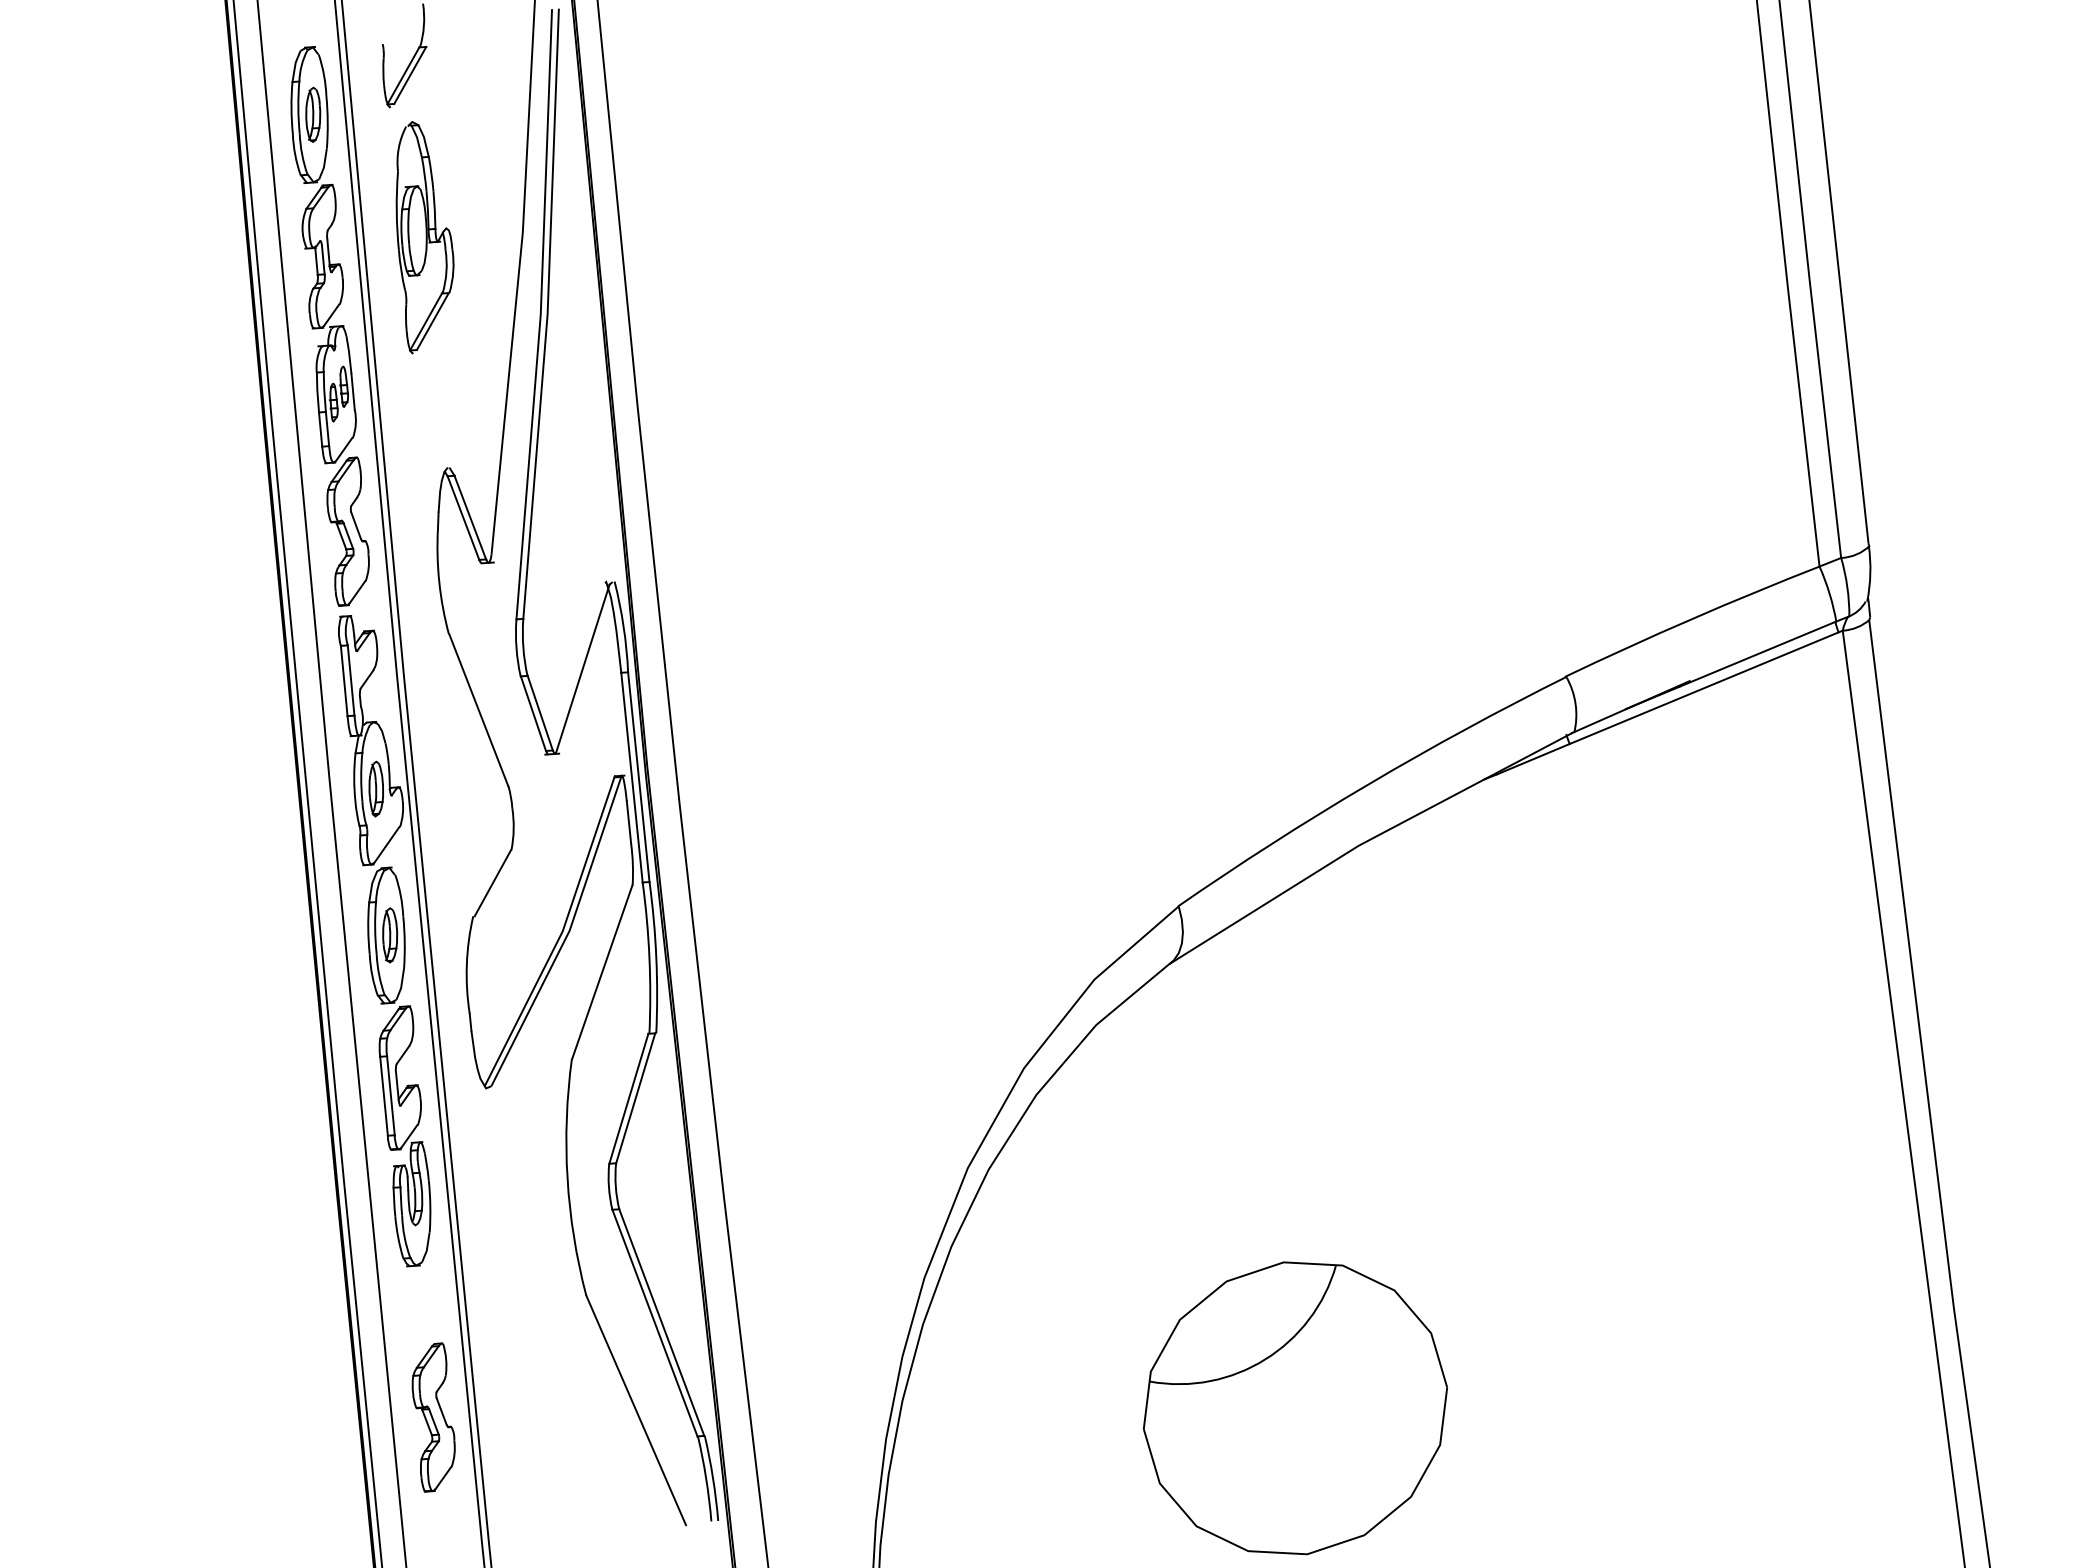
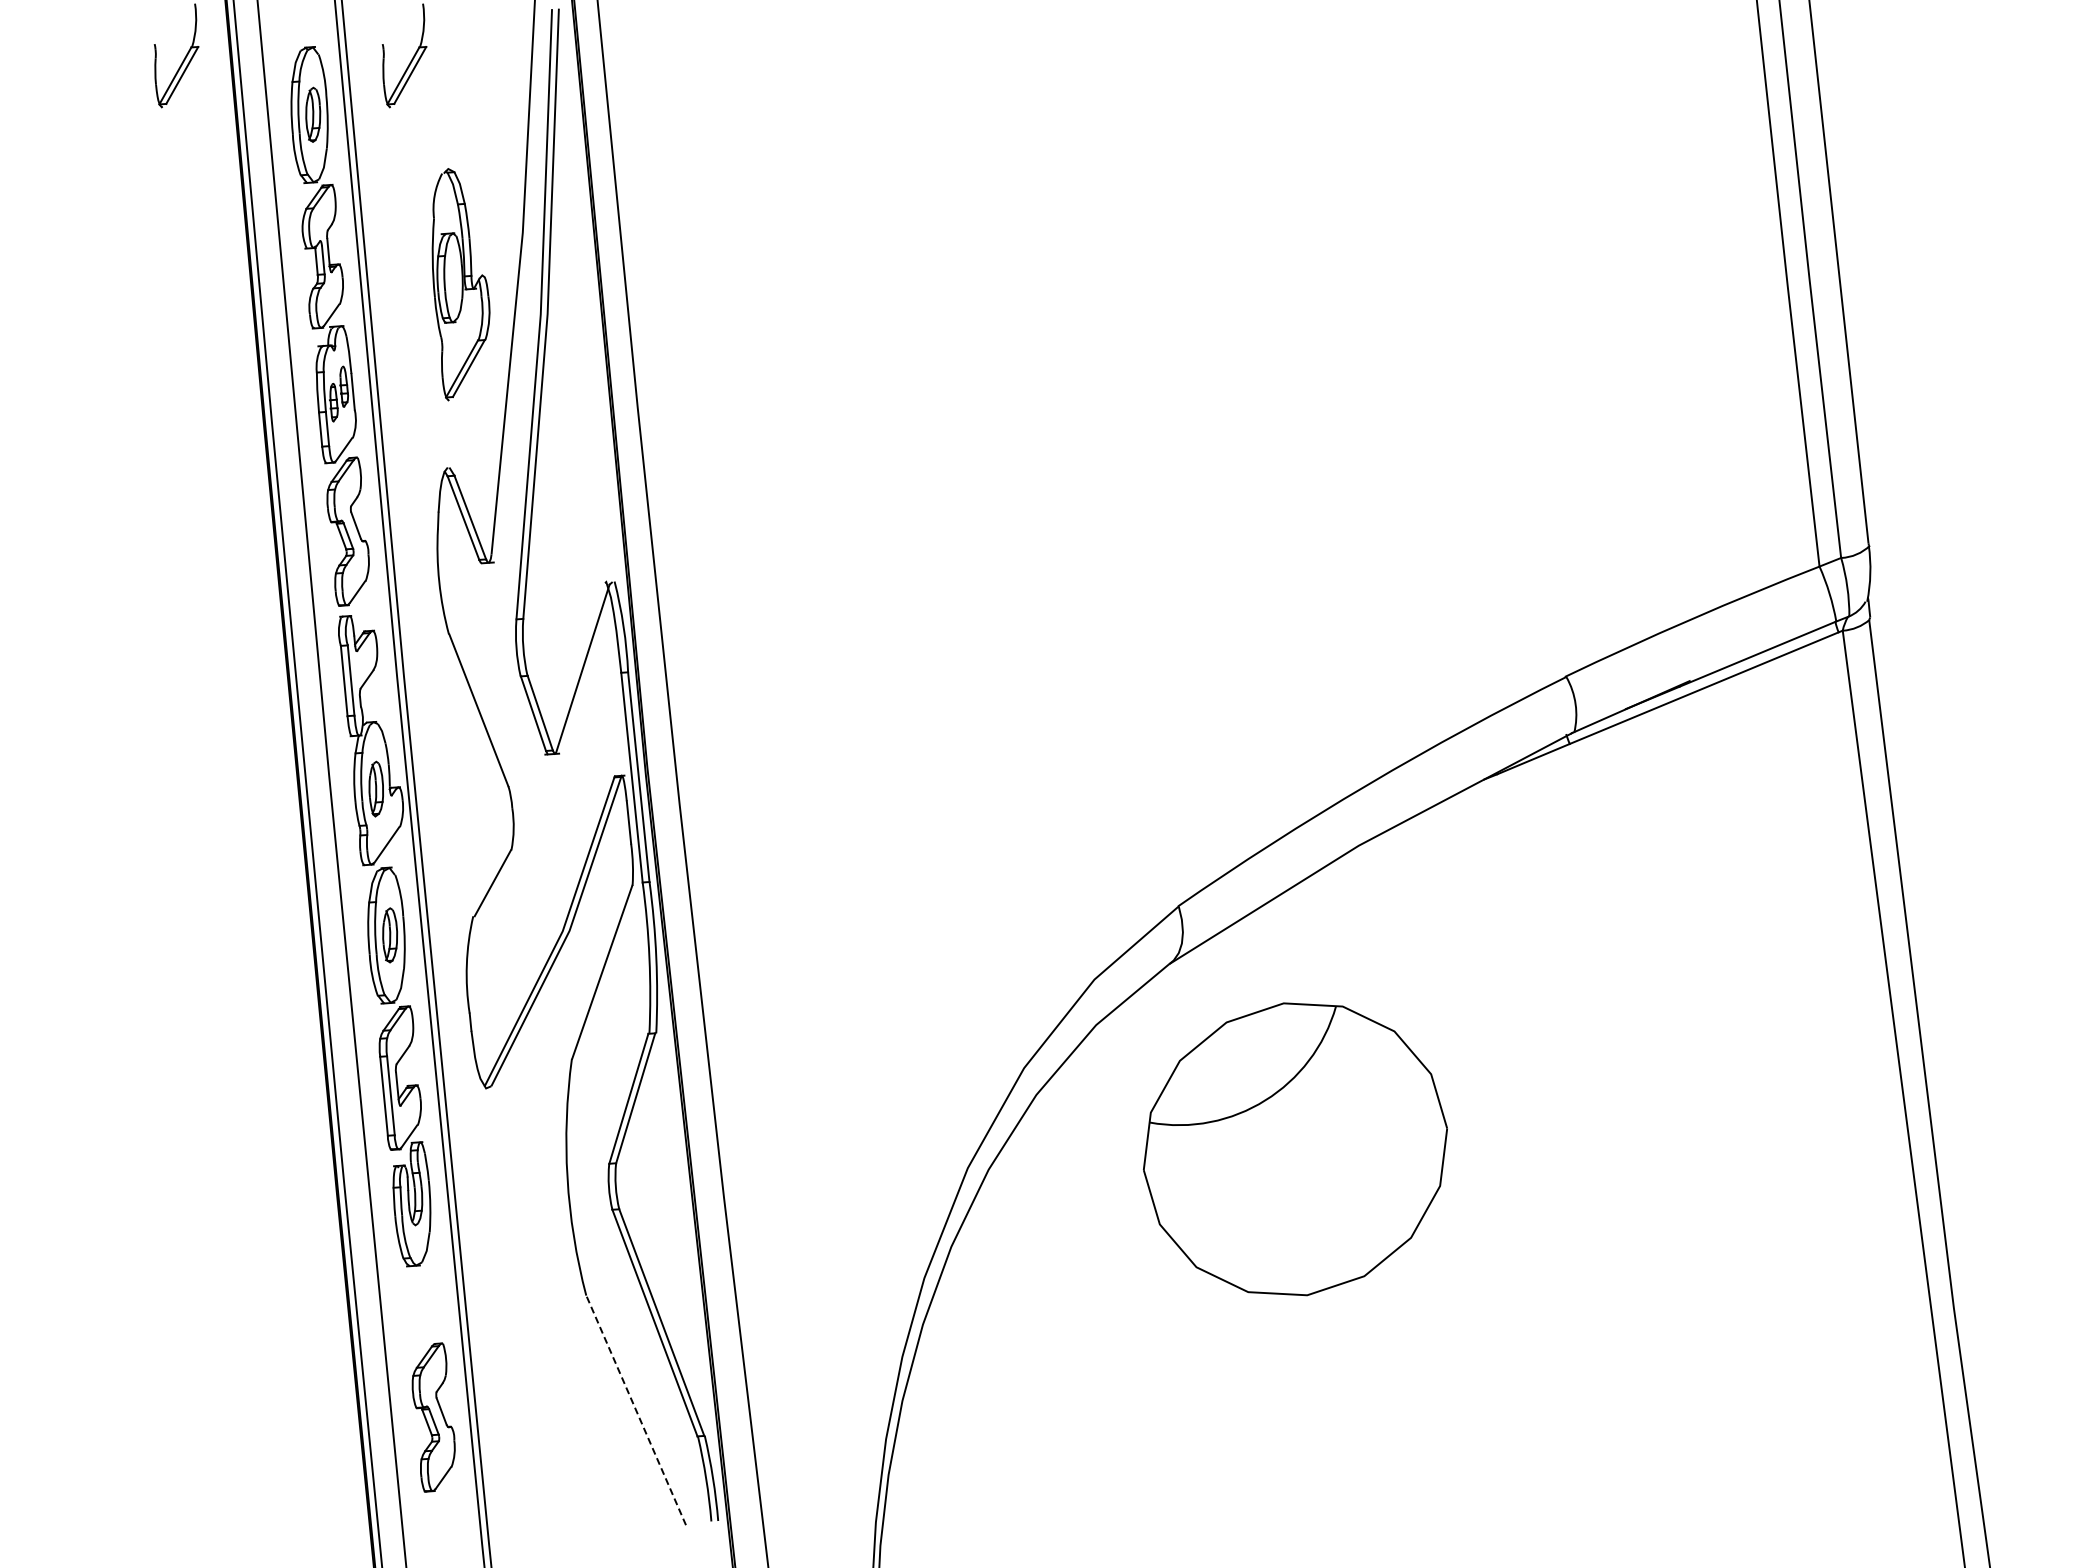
part: none -> present (183, 59)
part position: (424, 237) -> (460, 284) (460, 284)
part position: (1295, 1408) -> (1295, 1149) (1295, 1149)
line: solid -> dashed (635, 1409)
